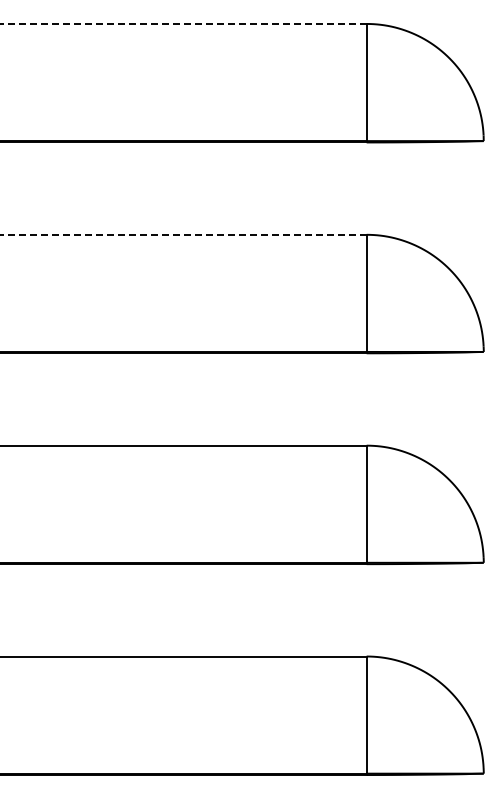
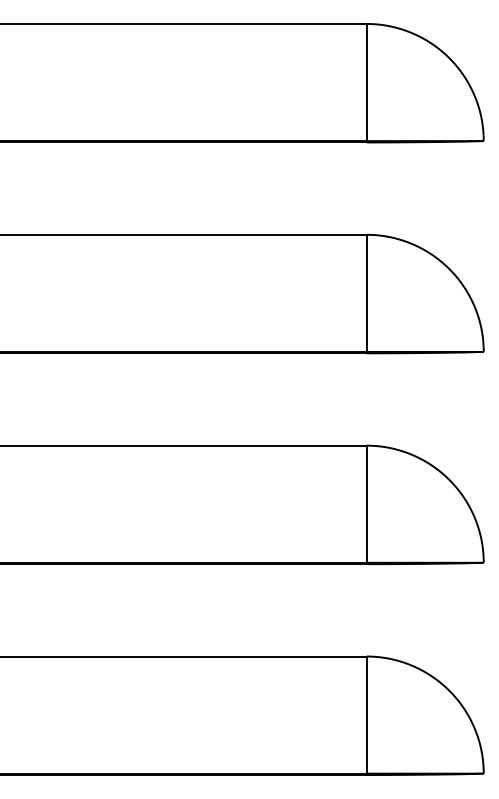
line: dashed -> solid (183, 23)
line: dashed -> solid (183, 234)
